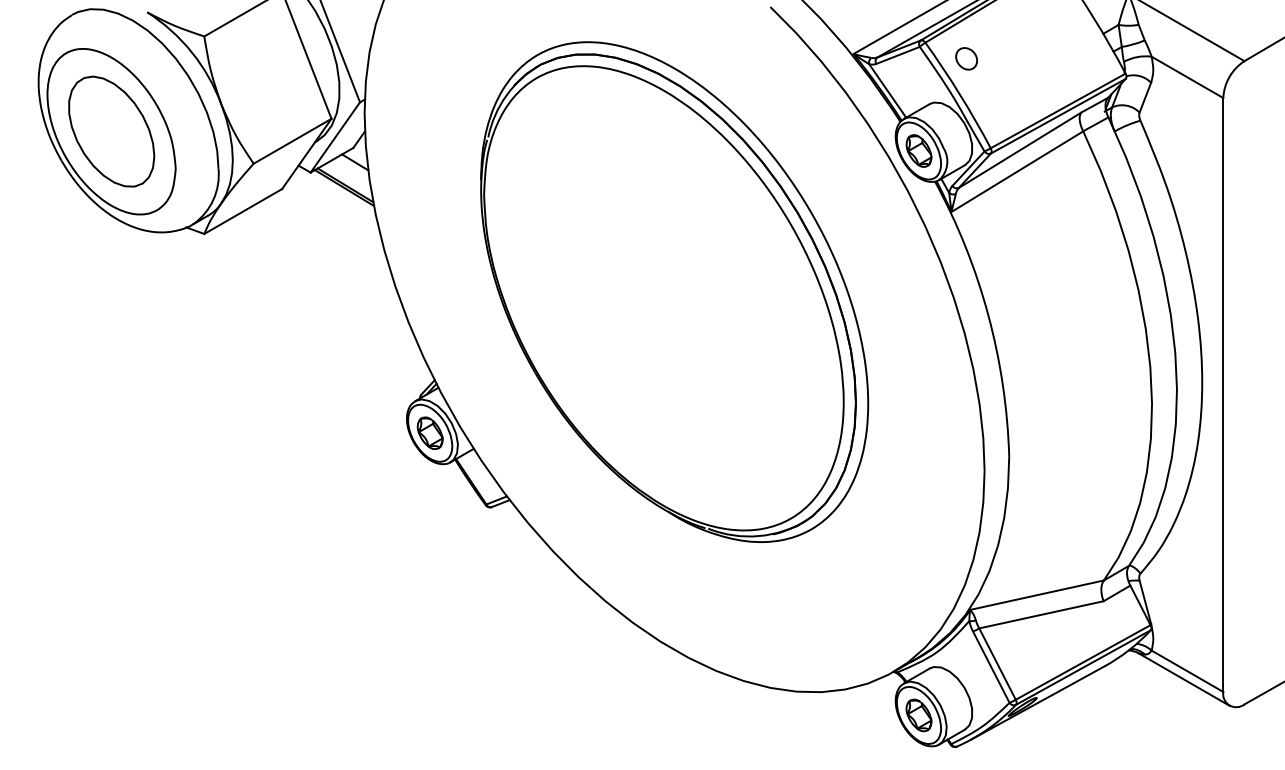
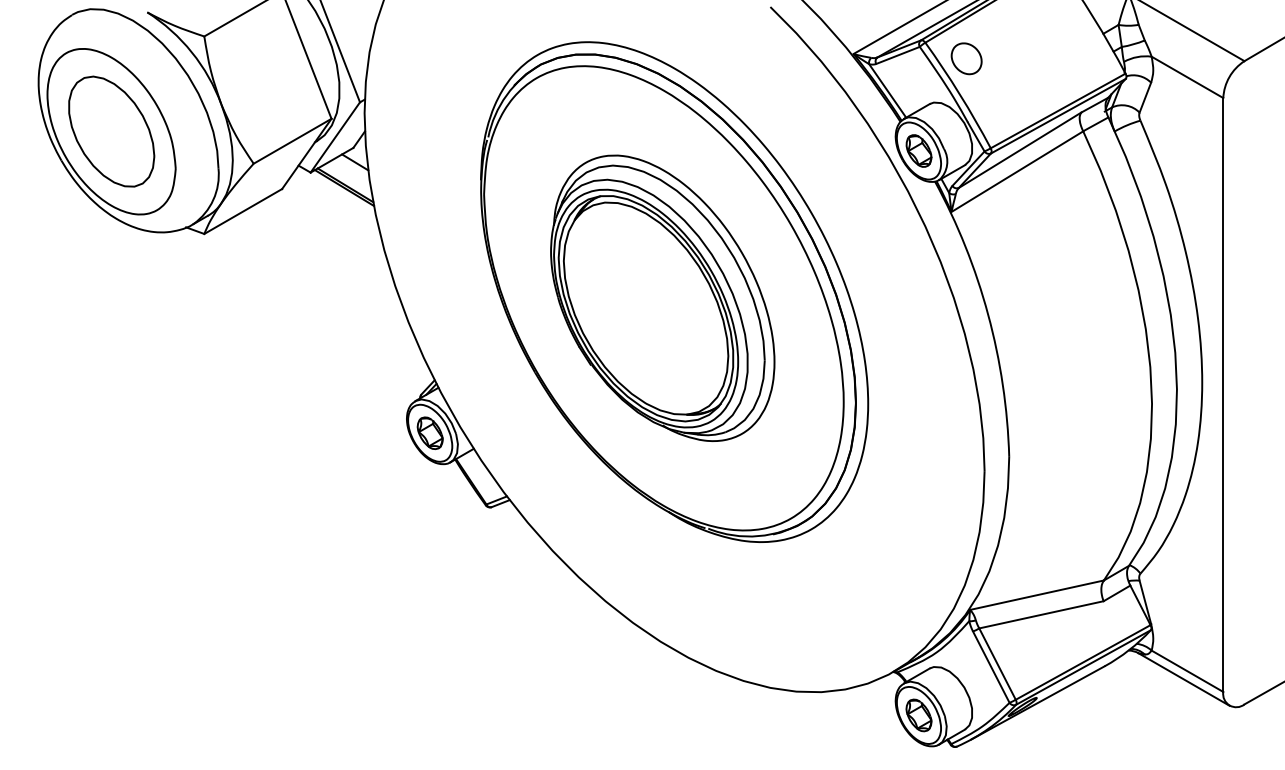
part size: 23x24 px -> 33x34 px (966, 58)
part: none -> present (662, 297)
